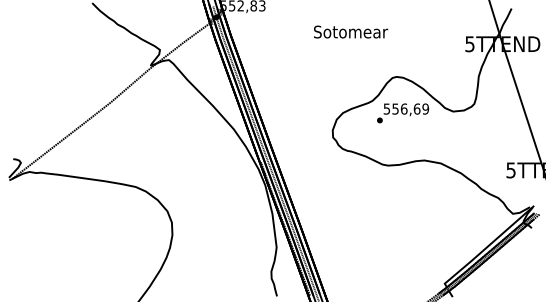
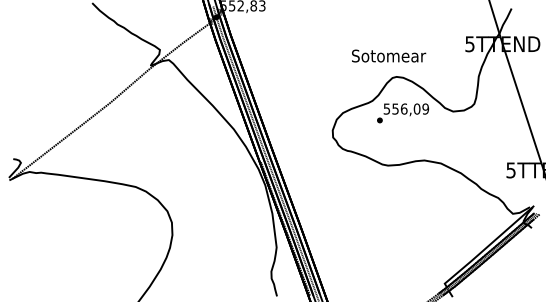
text position: (351, 31) -> (389, 55) (389, 55)
text: 556,69 -> 556,09 (417, 108)
